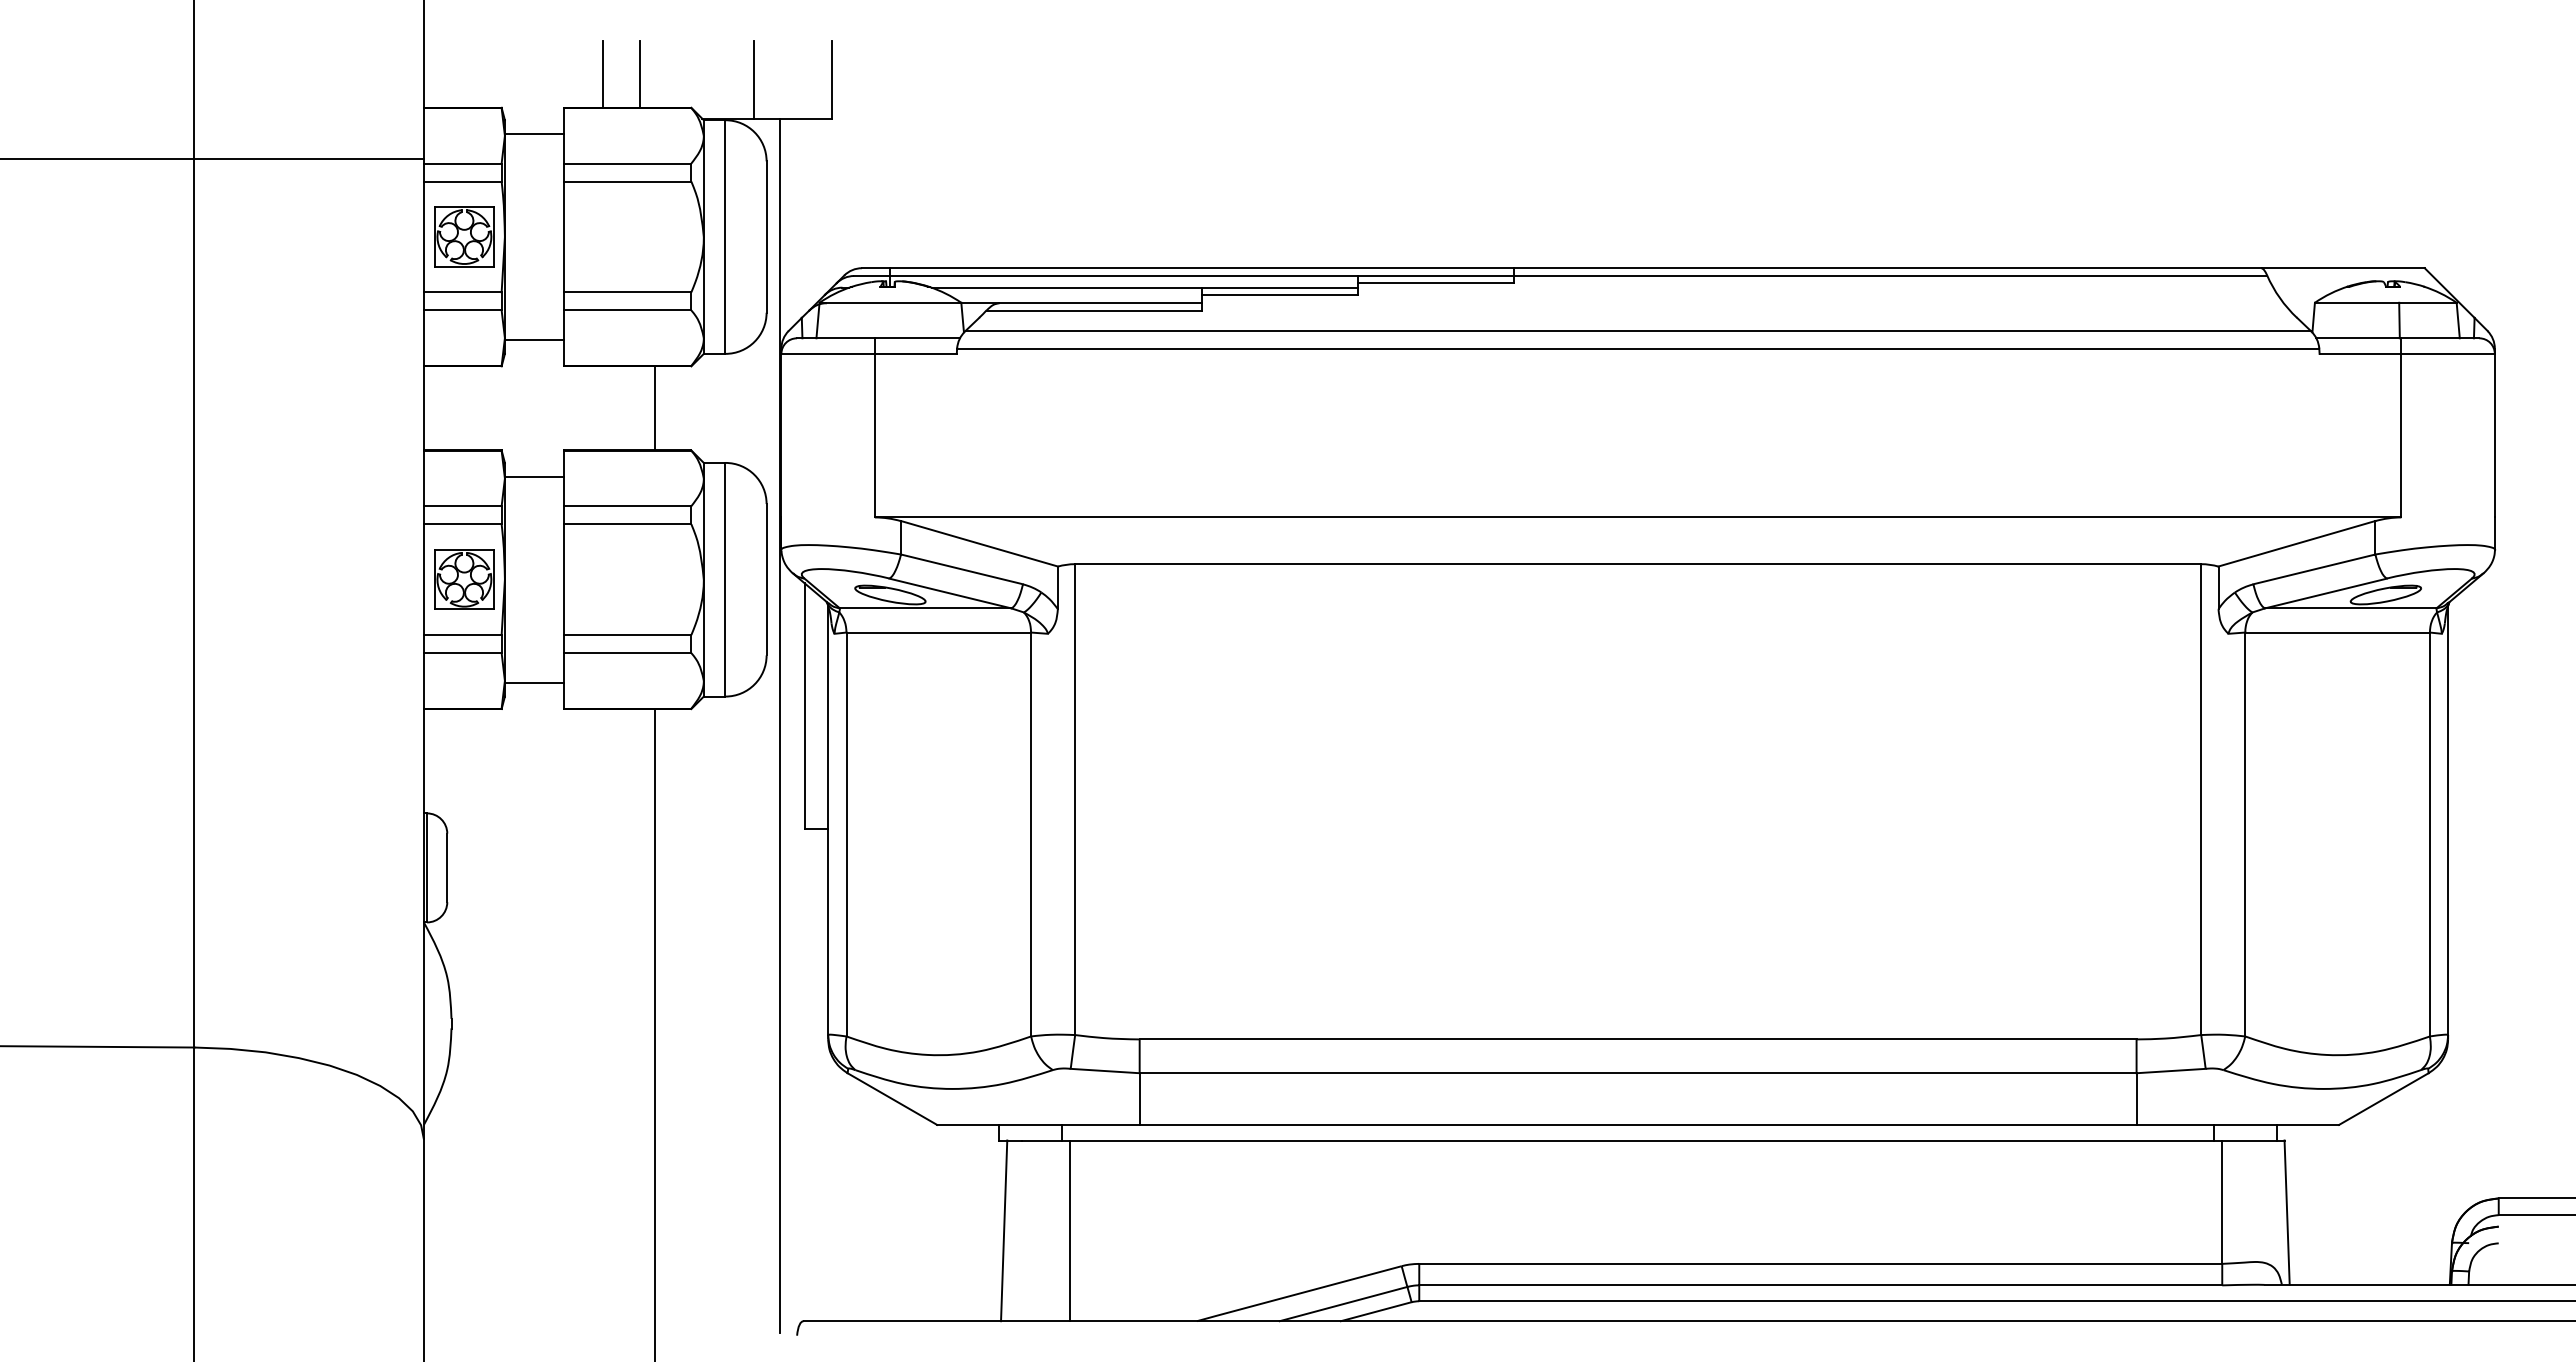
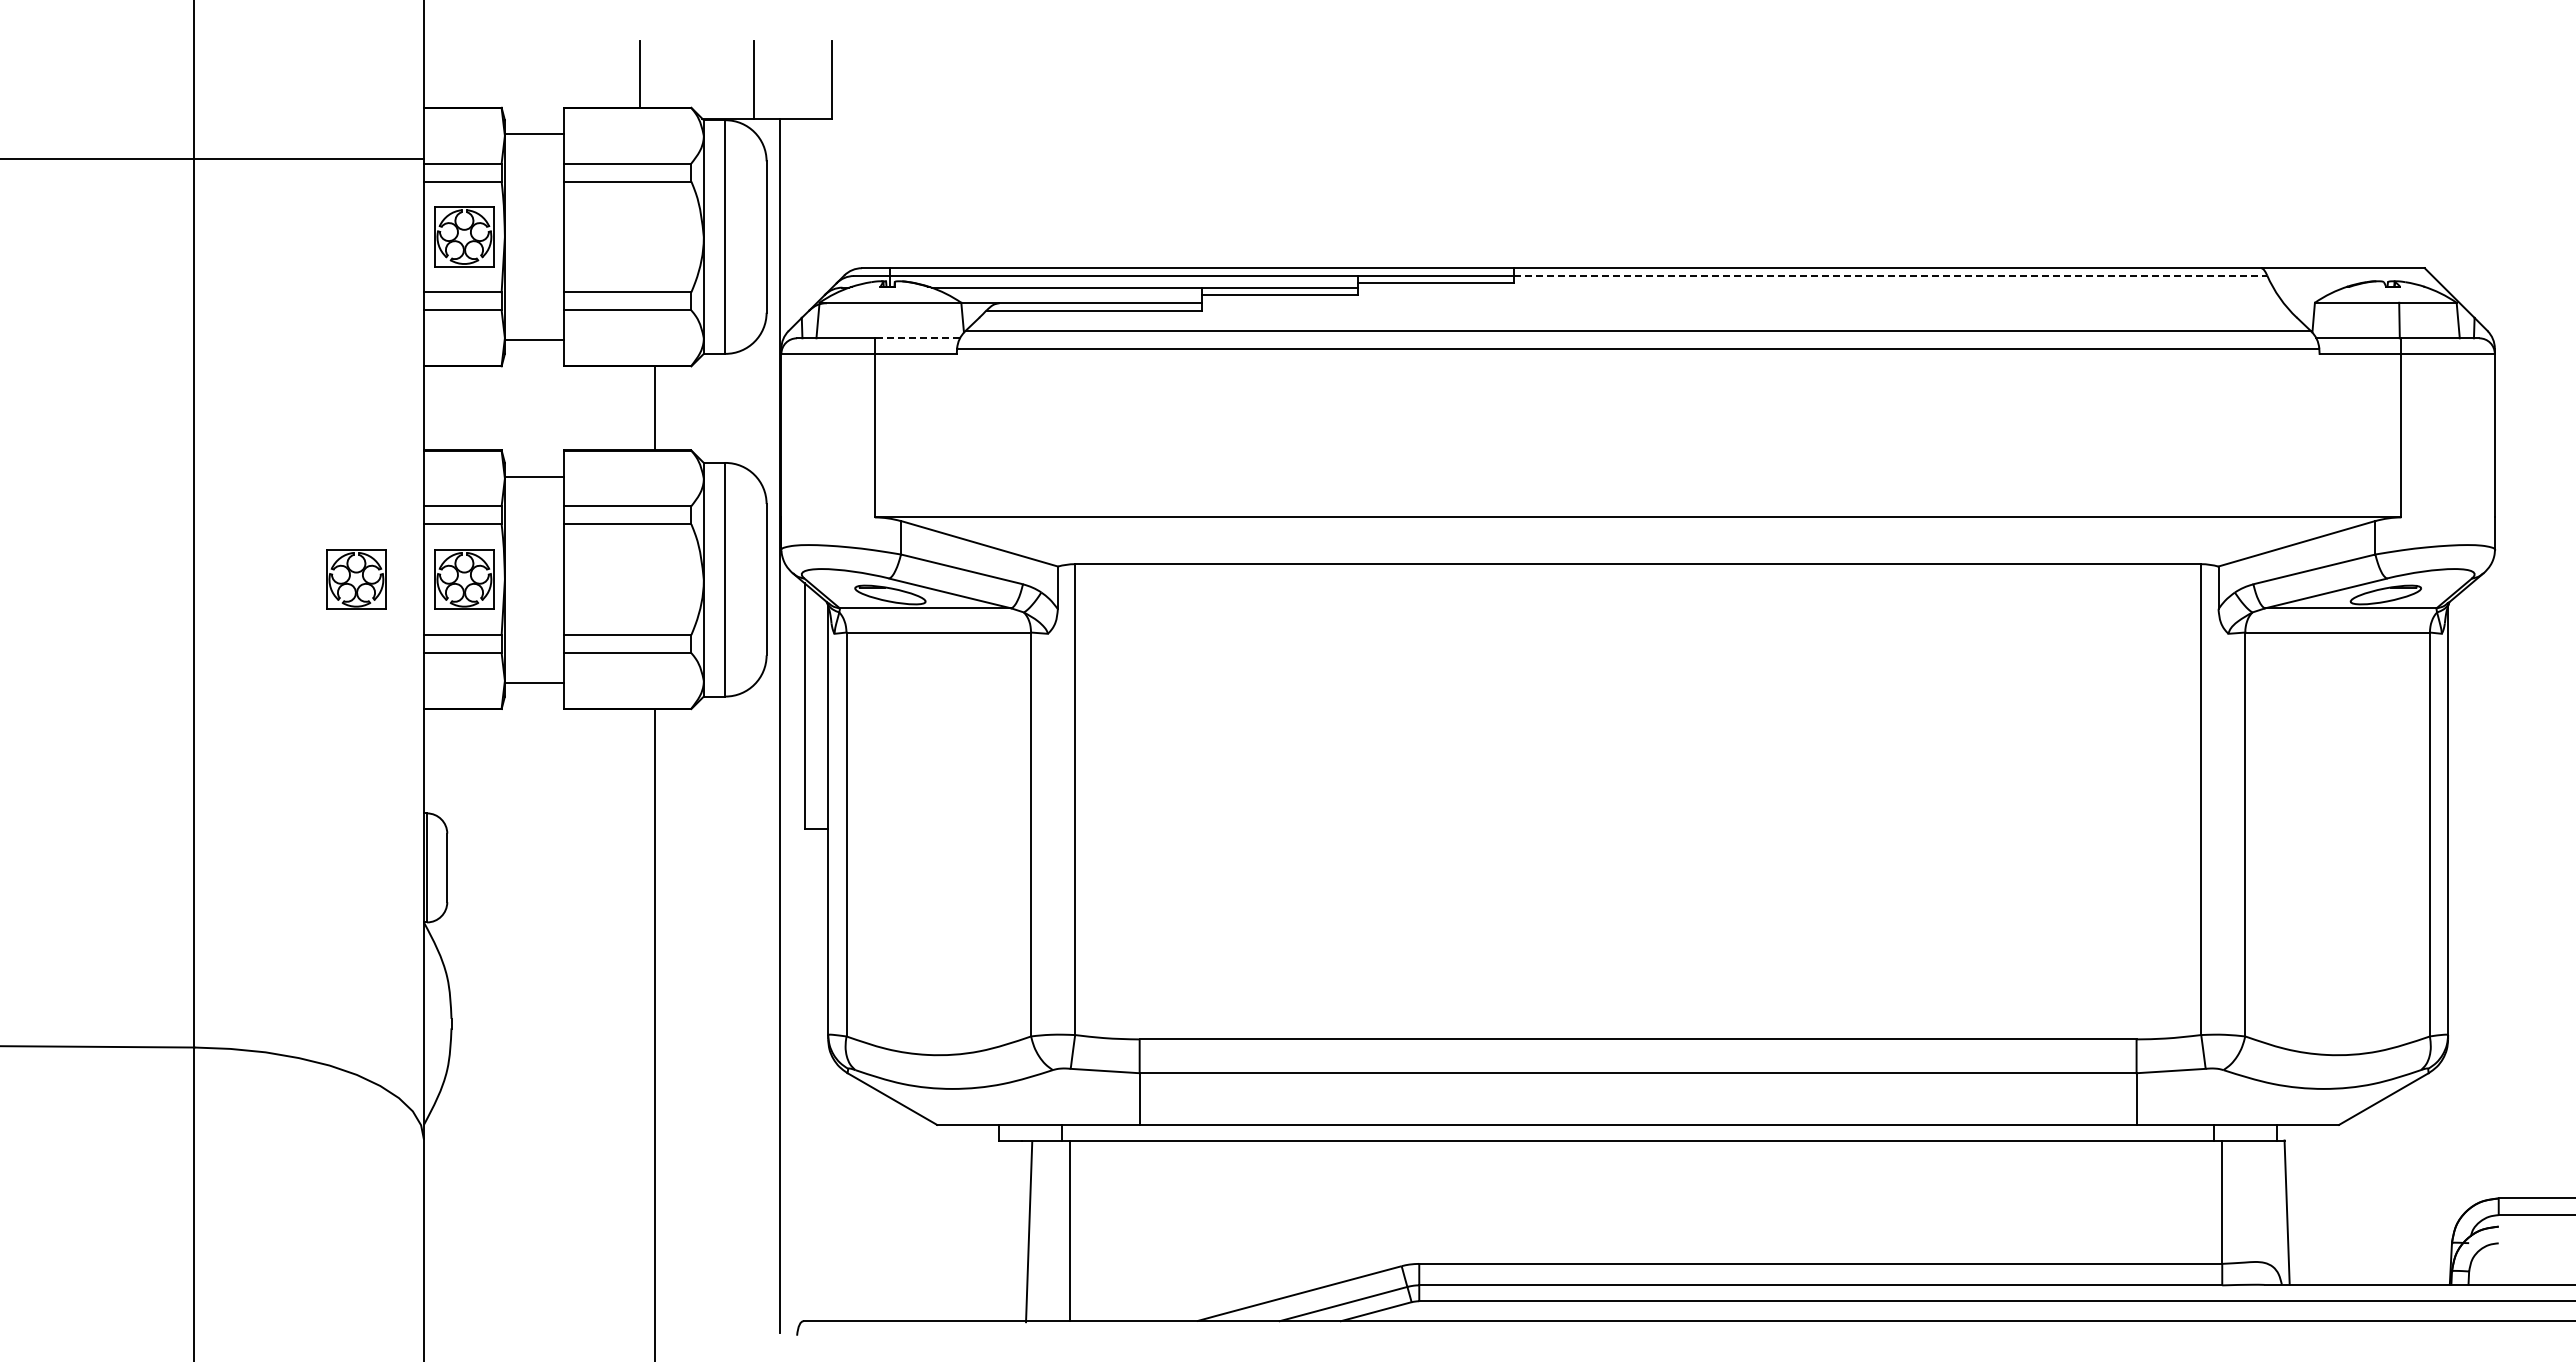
line: present -> none (603, 73)
line: solid -> dashed (1890, 275)
line: solid -> dashed (917, 338)
part: none -> present (356, 579)
line position: (1004, 1230) -> (1029, 1231) (1029, 1231)
